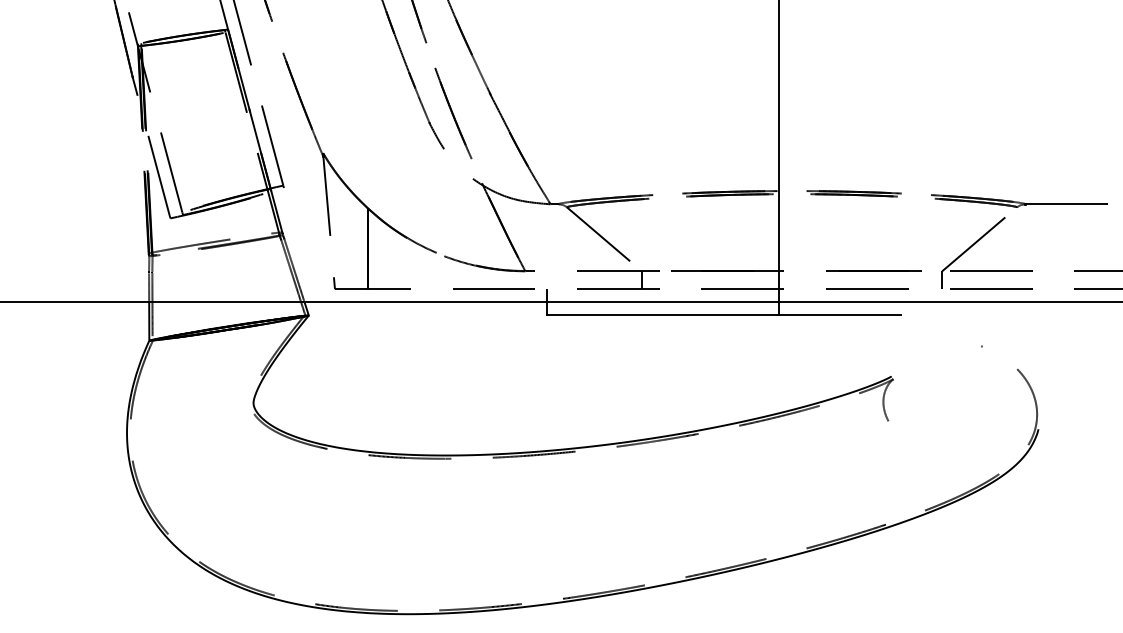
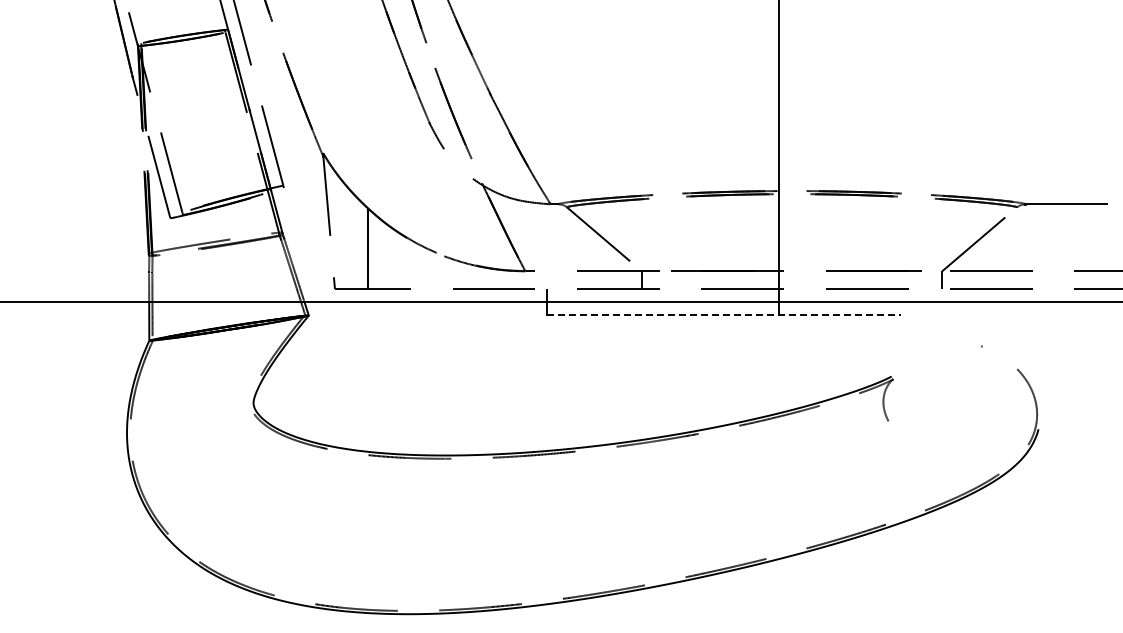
line: solid -> dashed (723, 315)
